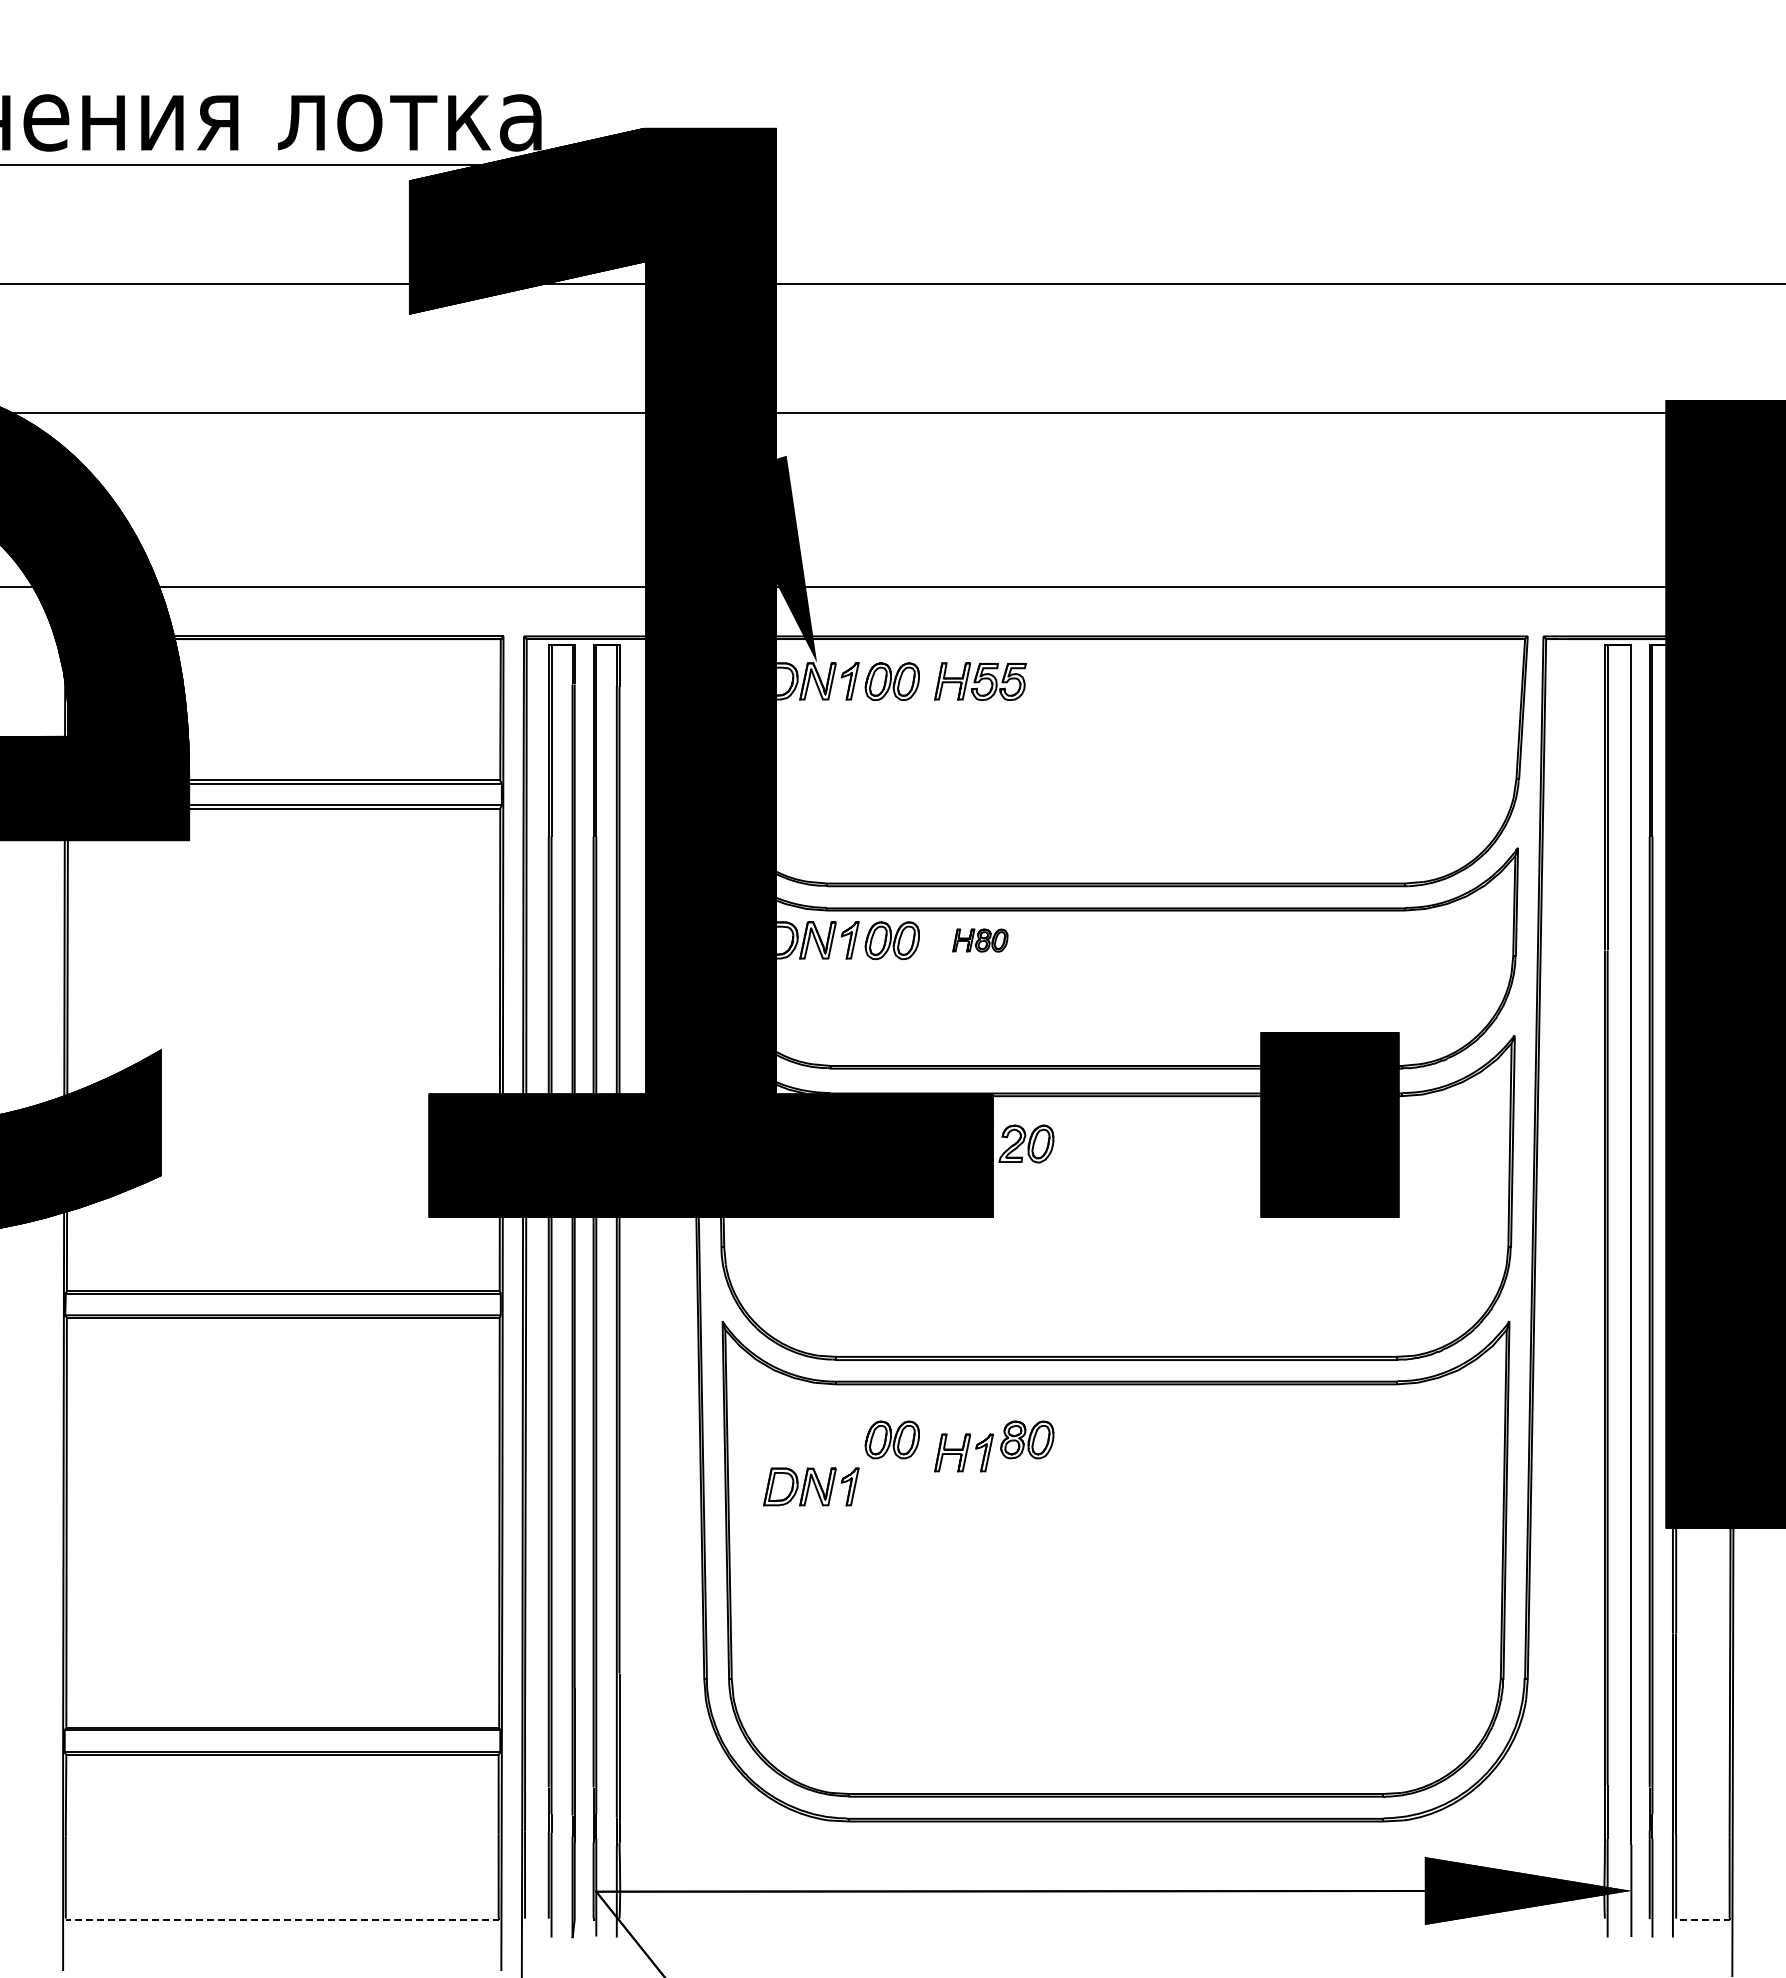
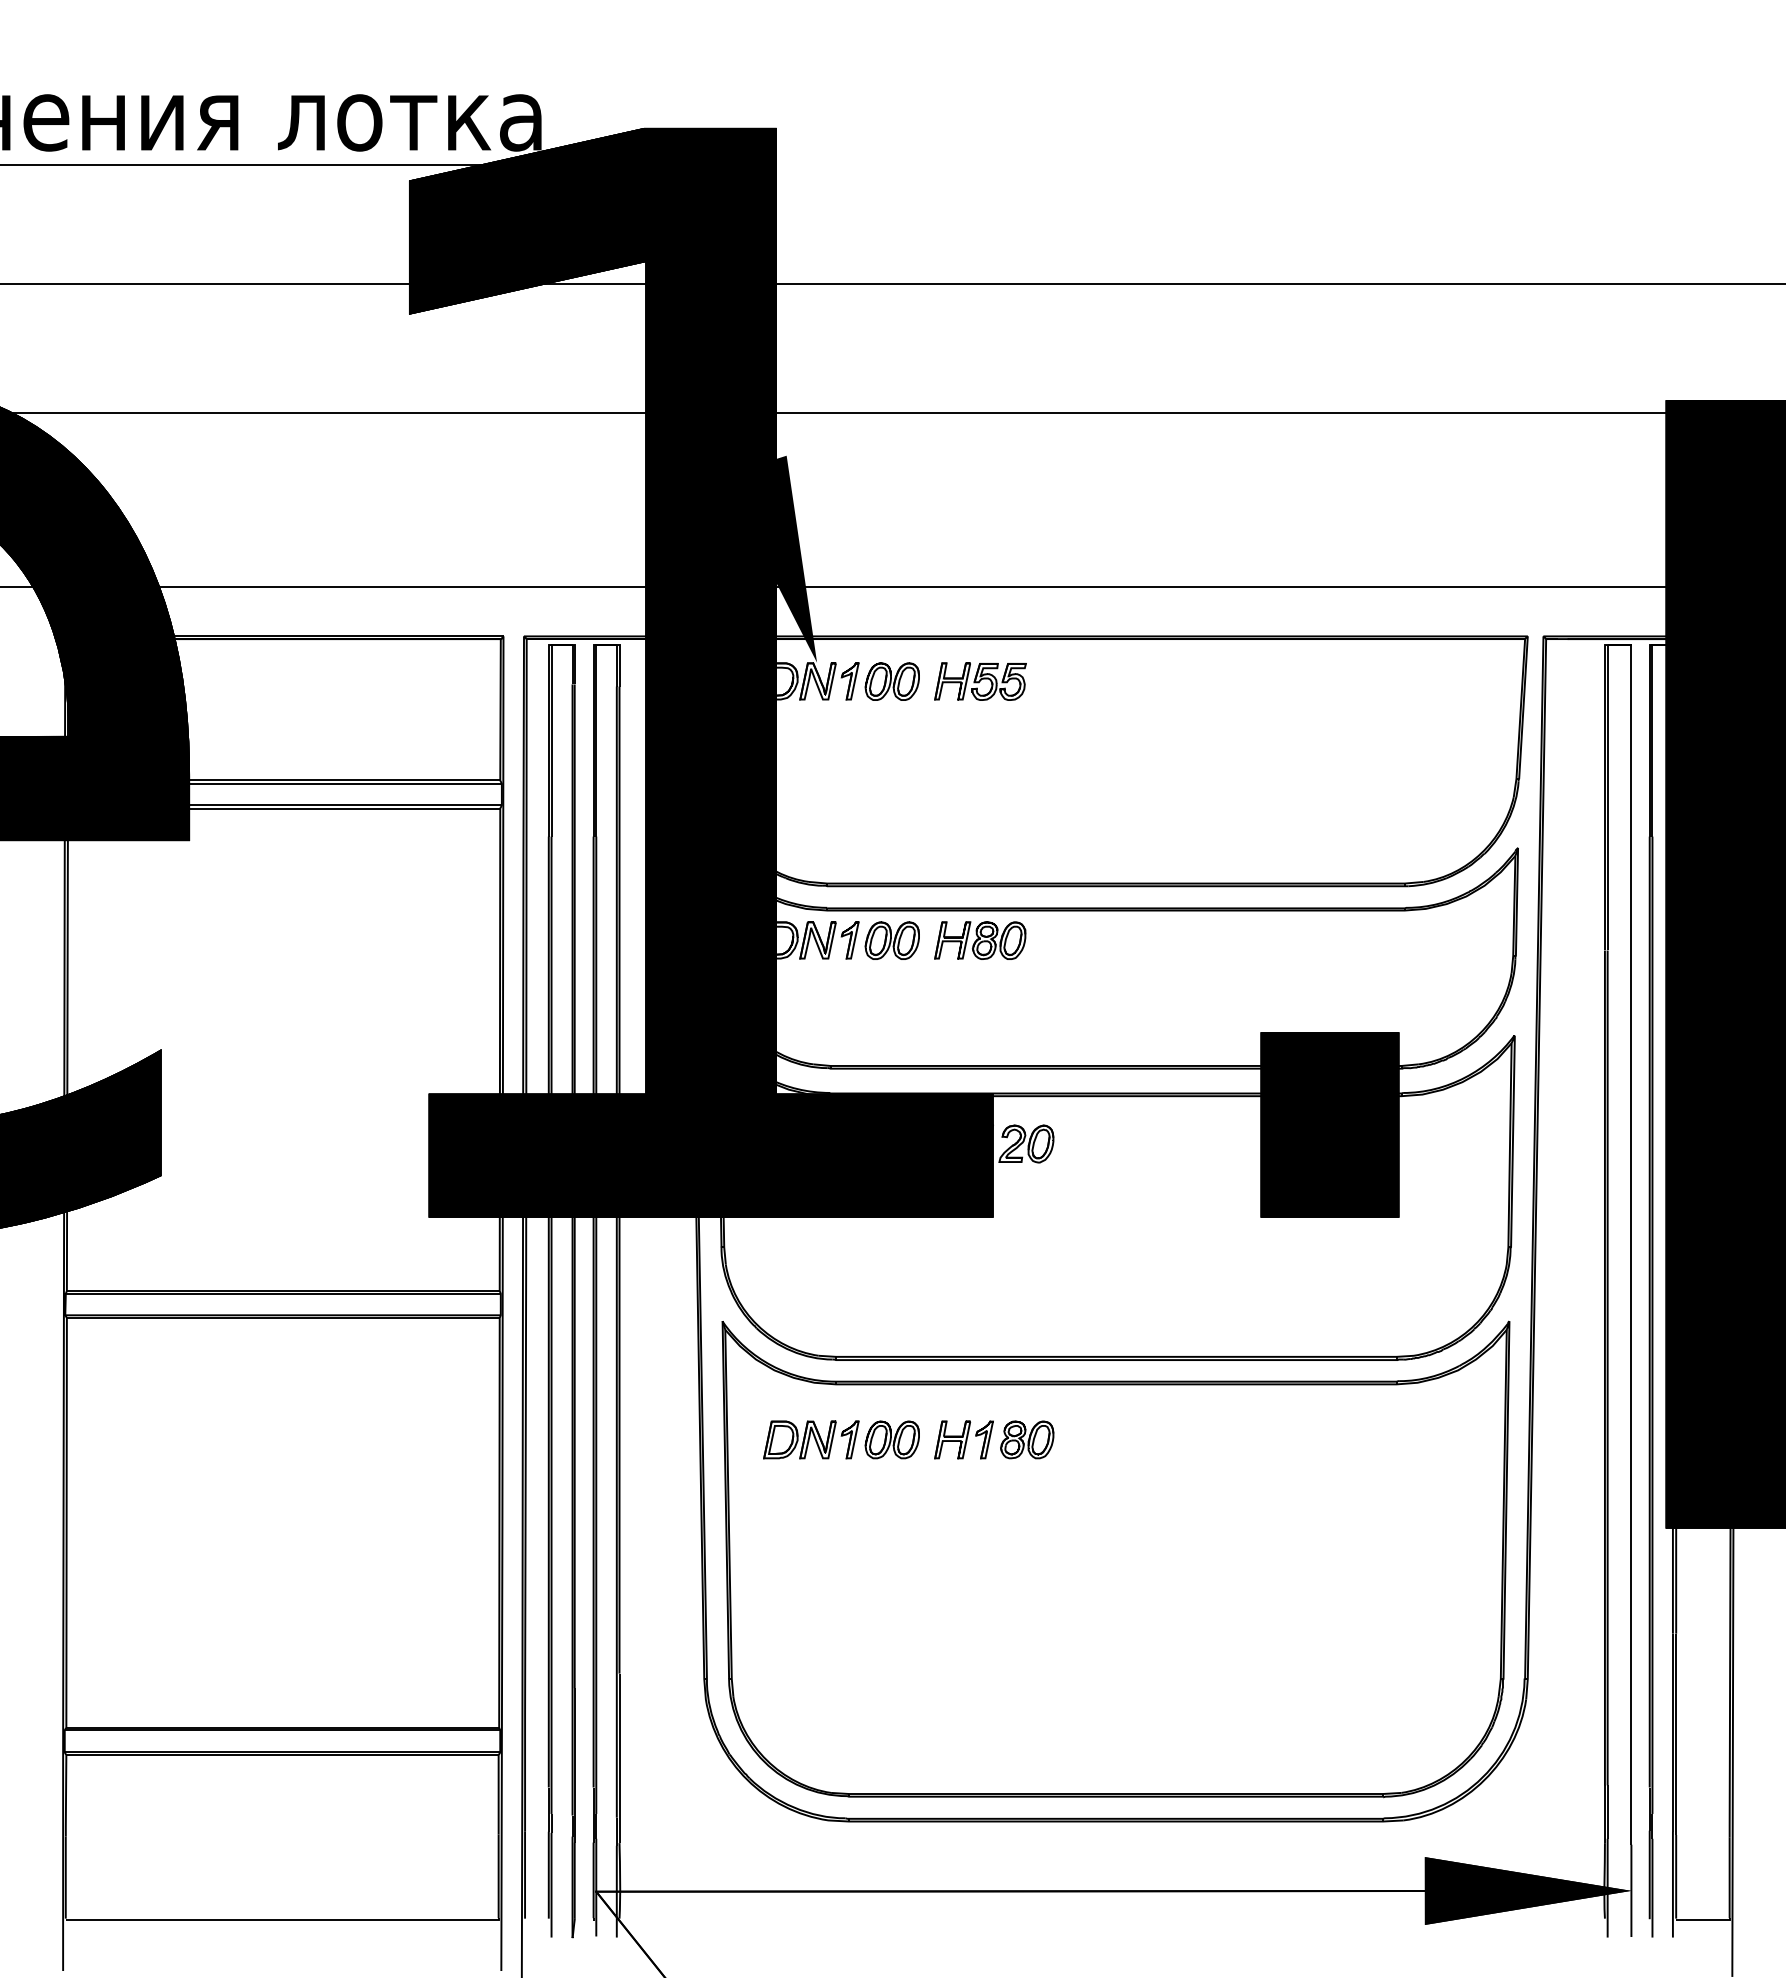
part size: 57x25 px -> 93x39 px (980, 940)
part position: (963, 1452) -> (963, 1439) (963, 1439)
part position: (811, 1486) -> (811, 1439) (811, 1439)
line: dashed -> solid (283, 1919)
line: dashed -> solid (1703, 1919)
